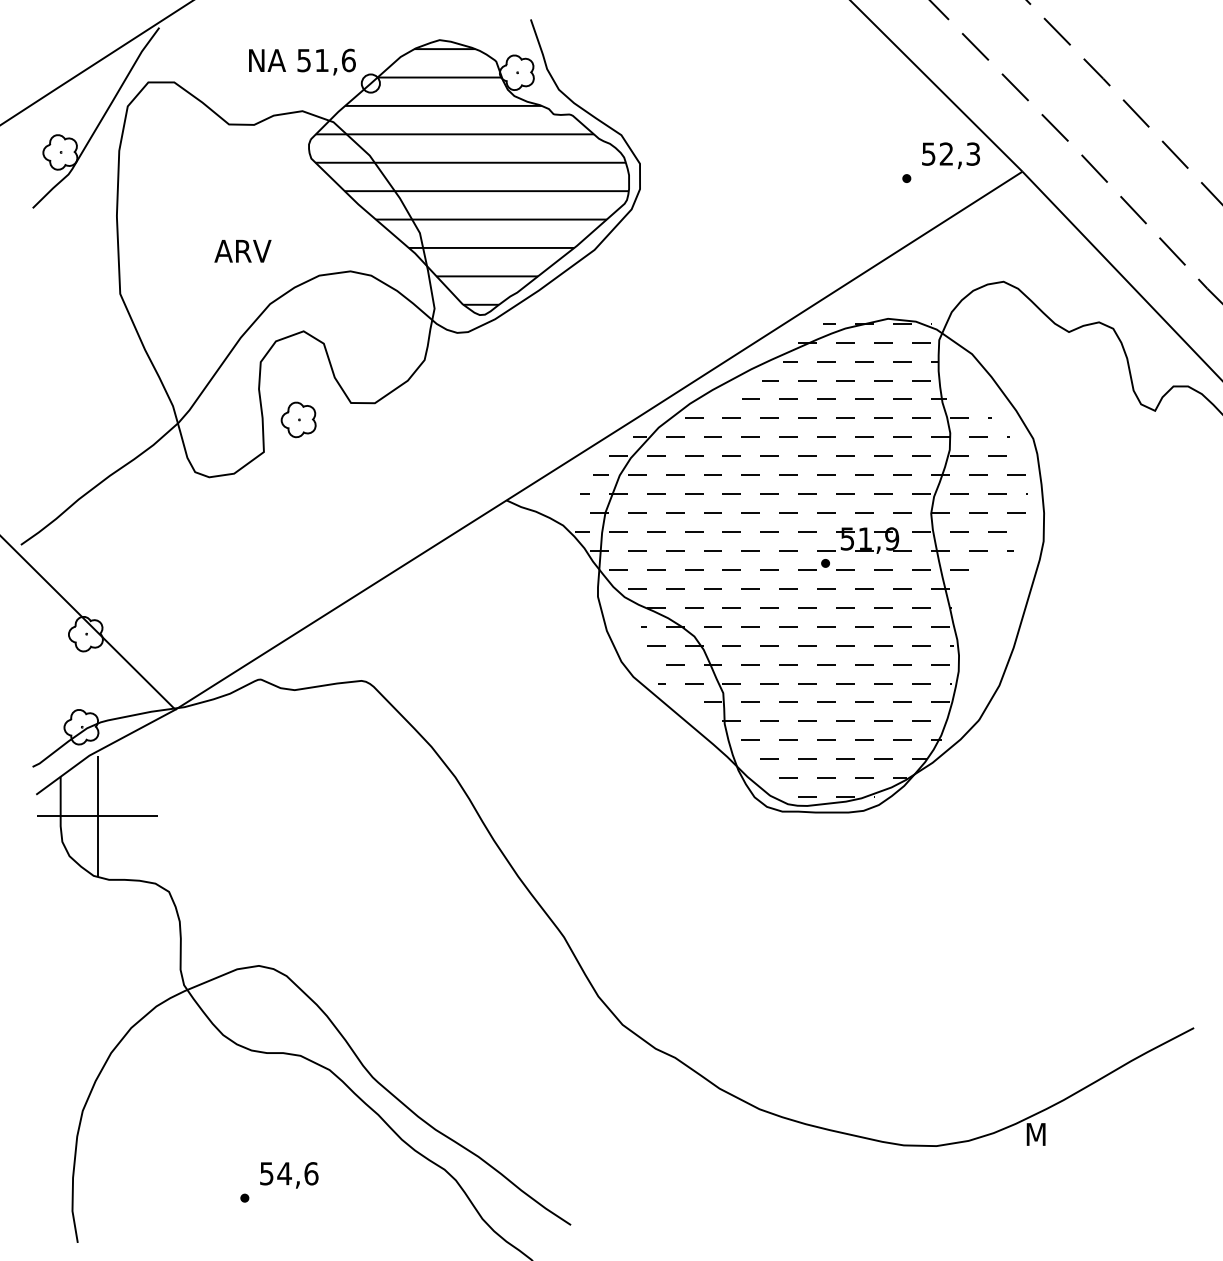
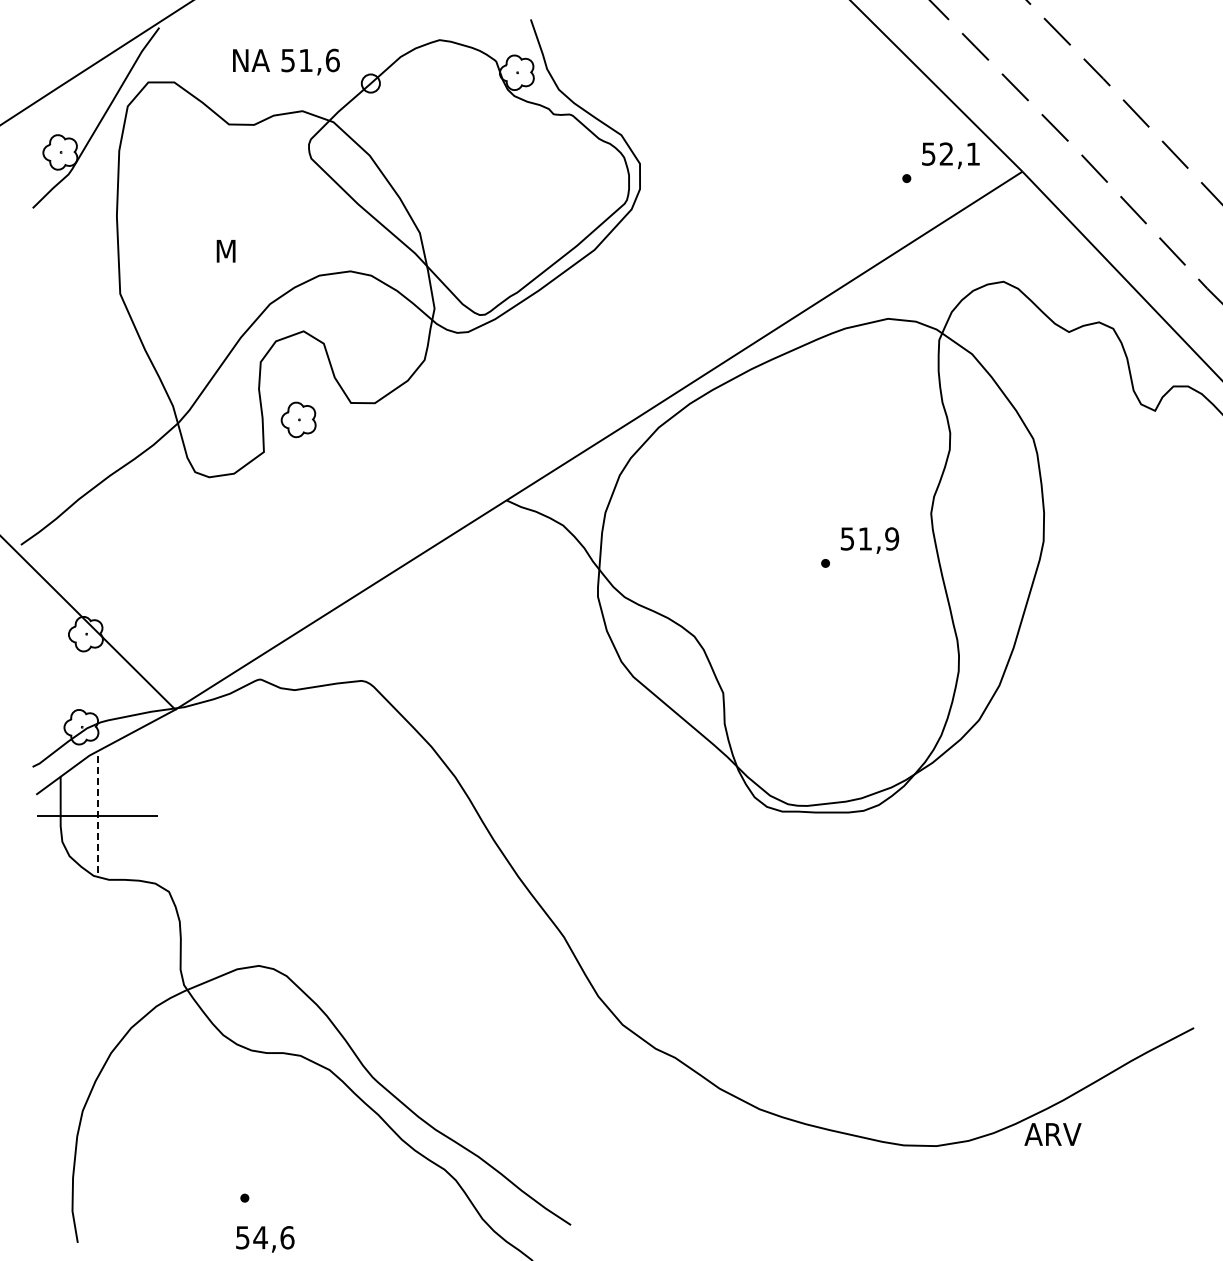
text position: (302, 61) -> (286, 61) (286, 61)
text: 52,3 -> 52,1 (972, 153)
hatch: present -> none (471, 176)
text: ARV -> M (242, 250)
hatch: present -> none (801, 560)
line: solid -> dashed (97, 816)
text: M -> ARV (1052, 1134)
text position: (289, 1175) -> (265, 1239) (265, 1239)
